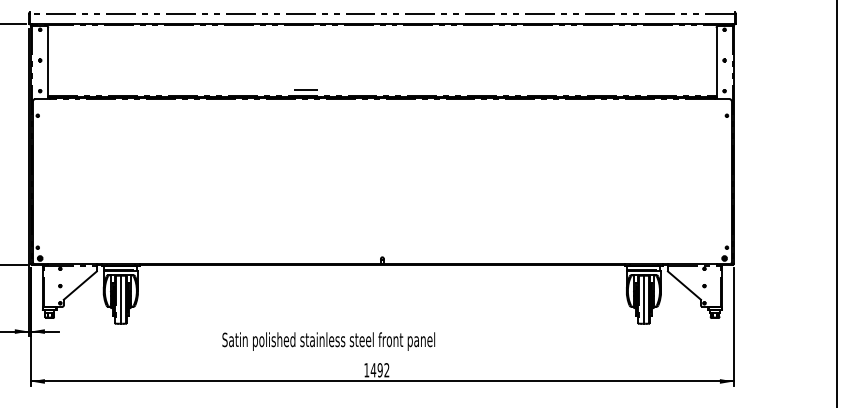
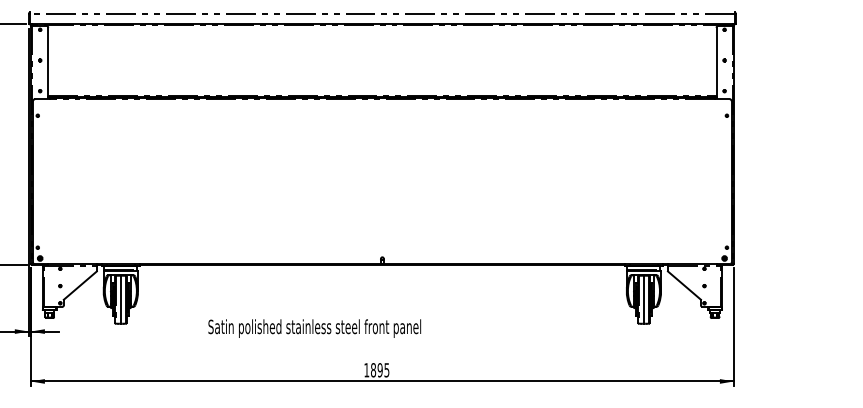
line: present -> none (305, 90)
line: present -> none (837, 203)
text position: (328, 341) -> (314, 328) (314, 328)
text: 1492 -> 1895 (379, 370)
